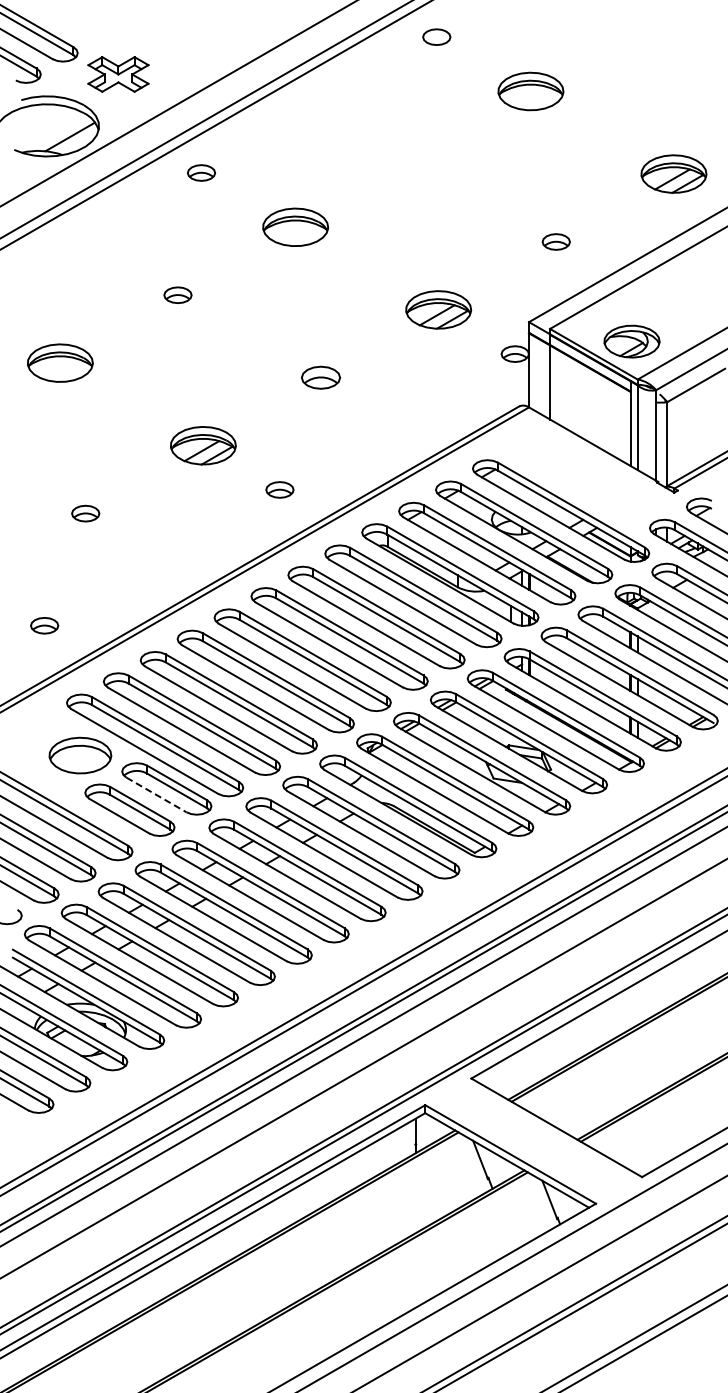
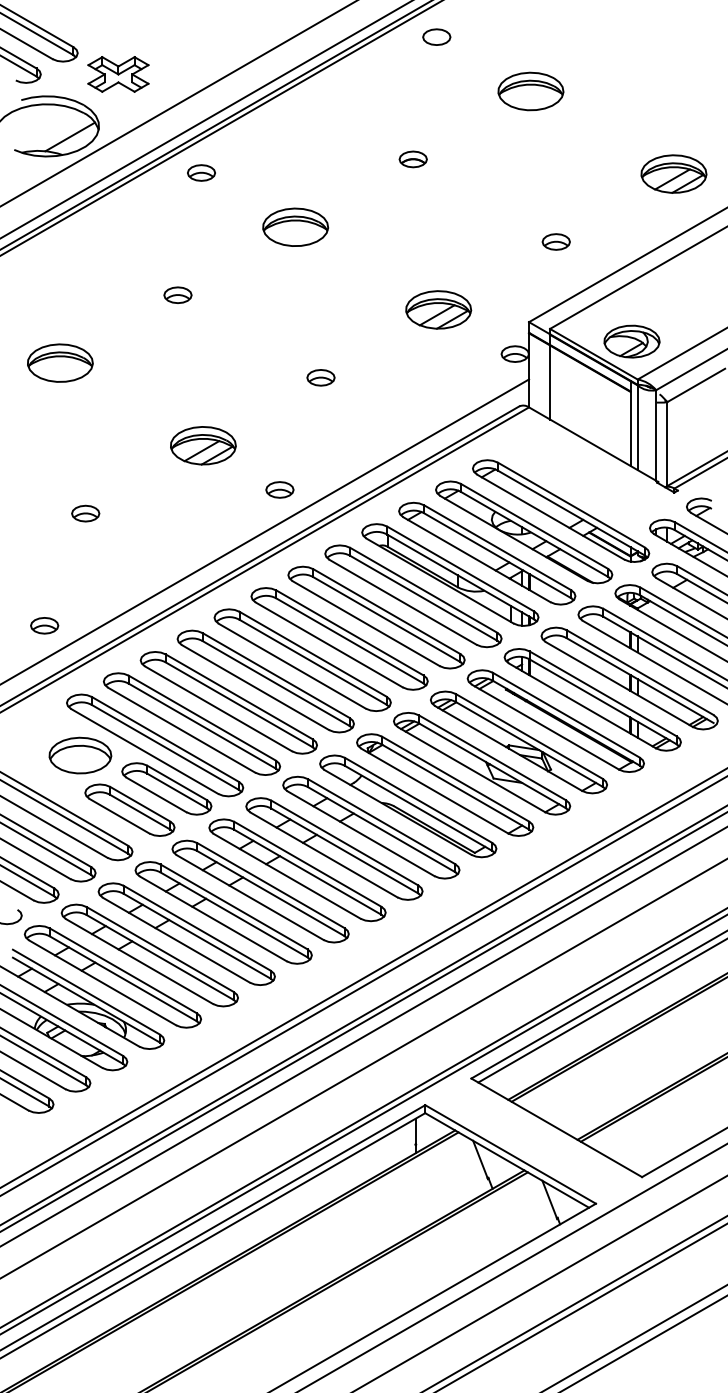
line: none -> present (220, 128)
part: none -> present (412, 159)
part size: 40x25 px -> 30x18 px (320, 377)
line: none -> present (265, 531)
line: dashed -> solid (156, 794)
line: none -> present (601, 1011)
